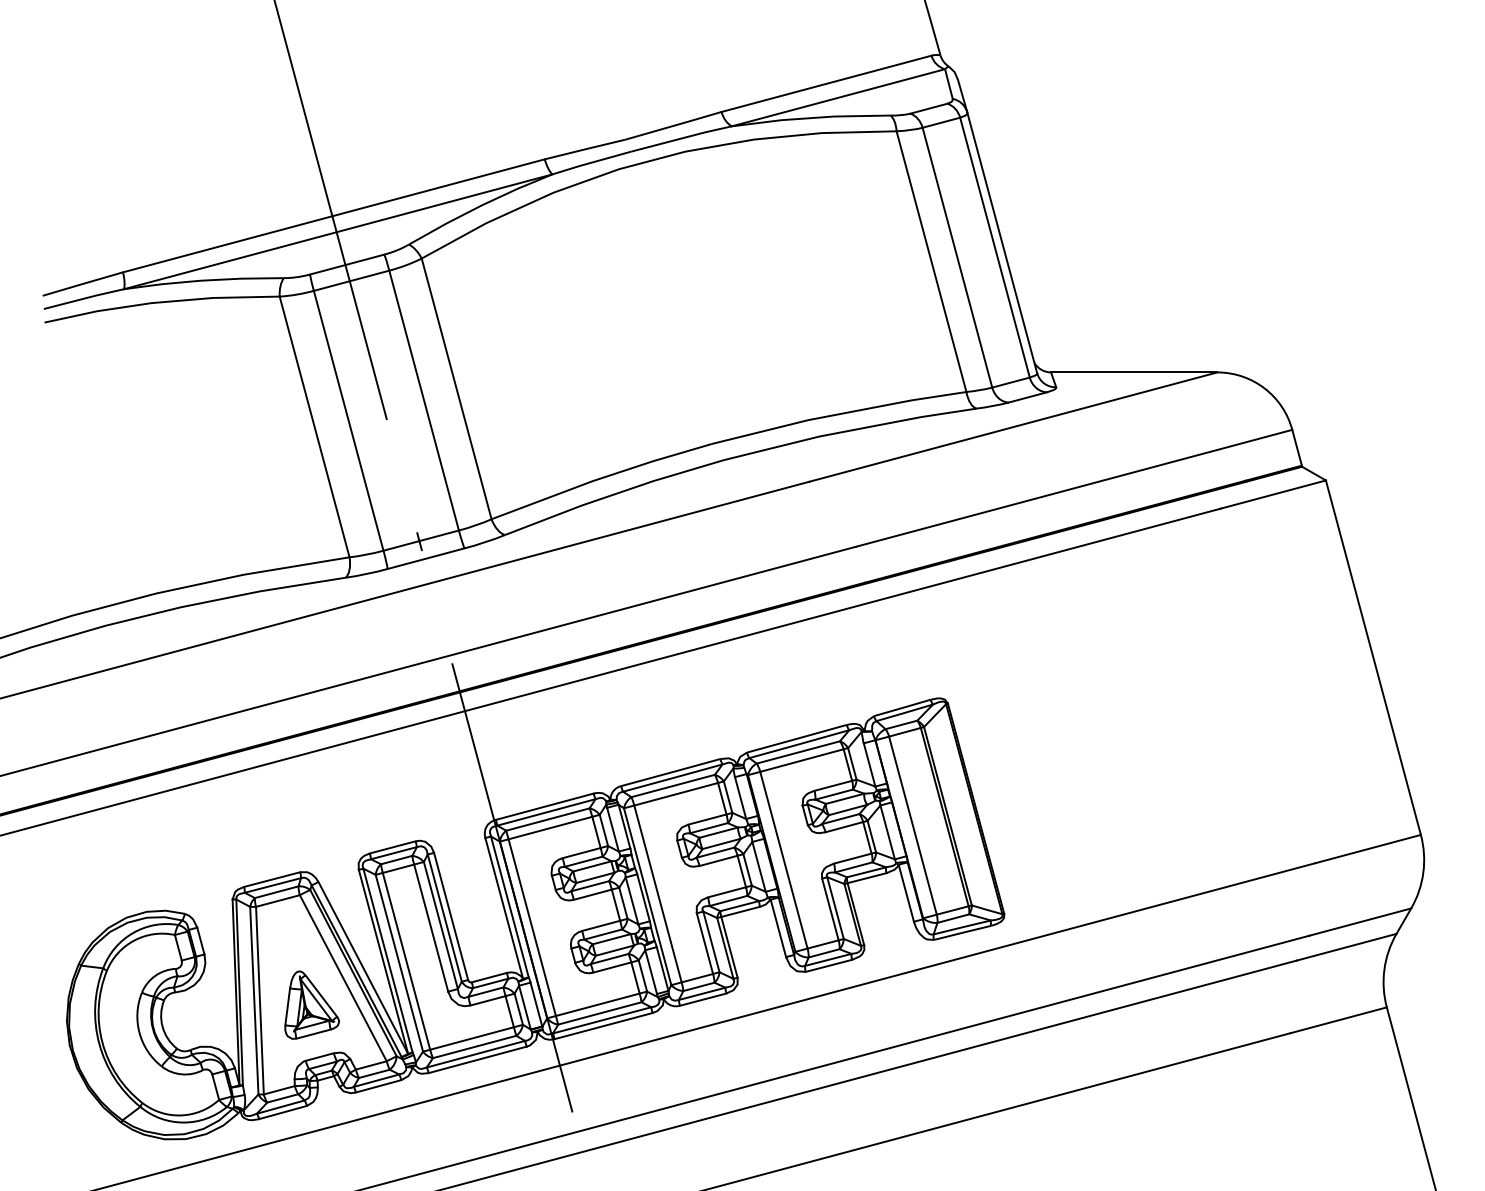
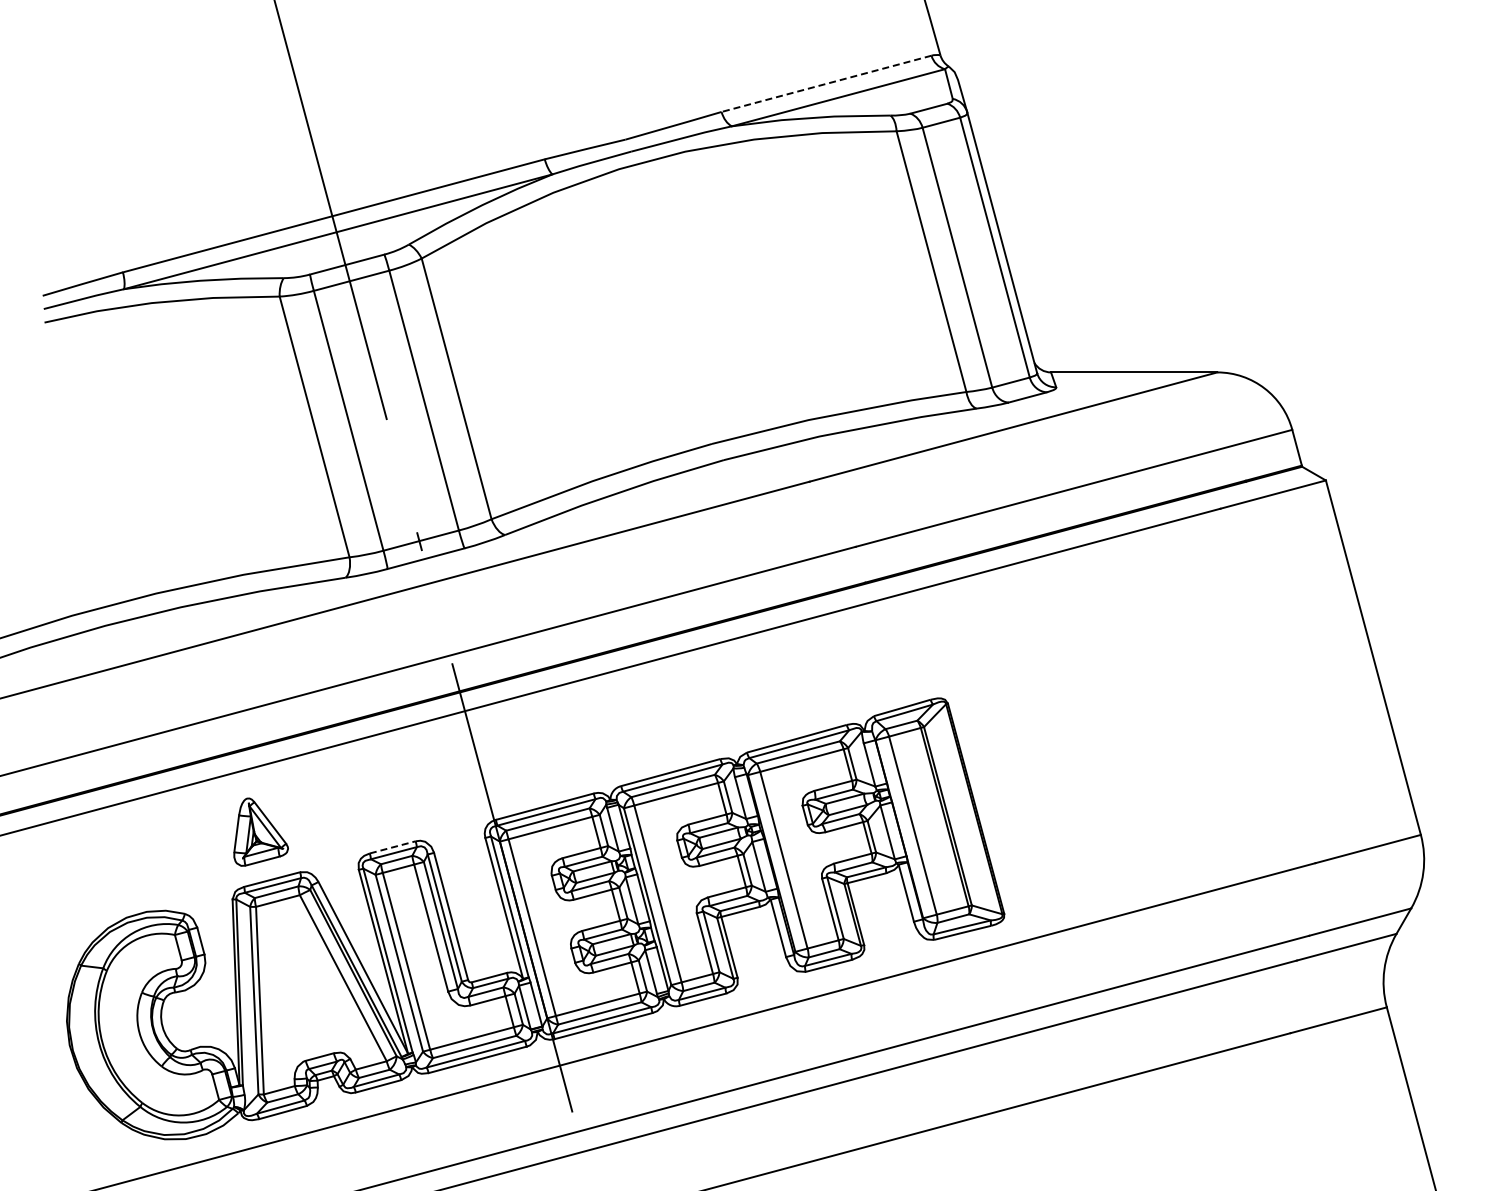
line: solid -> dashed (826, 83)
line: solid -> dashed (392, 847)
part position: (311, 1004) -> (260, 831) (260, 831)
